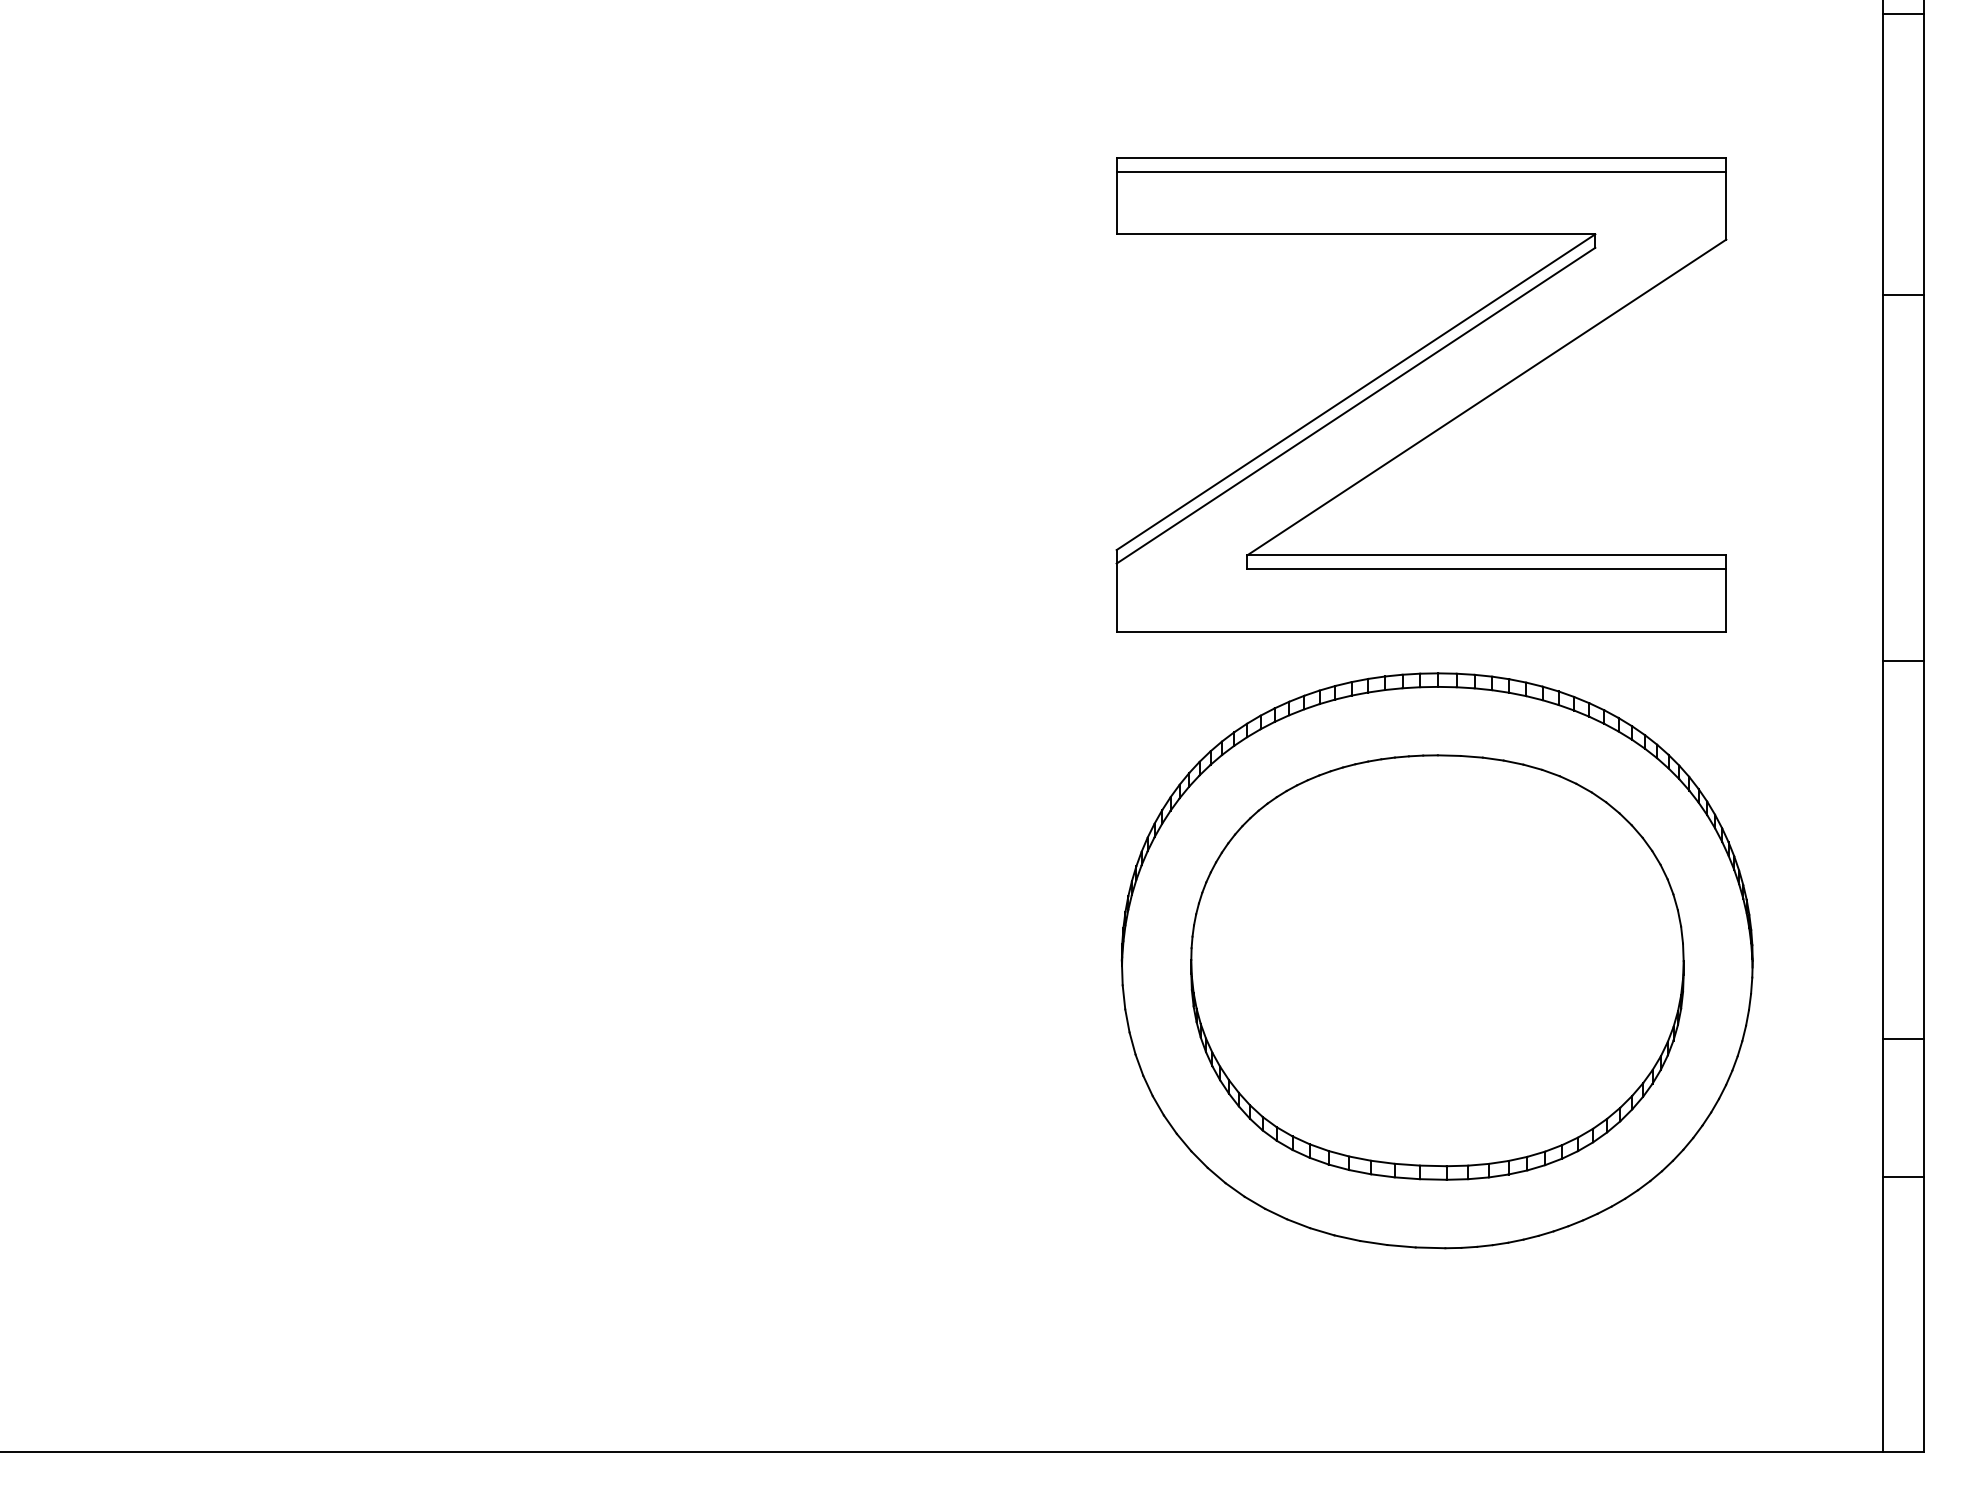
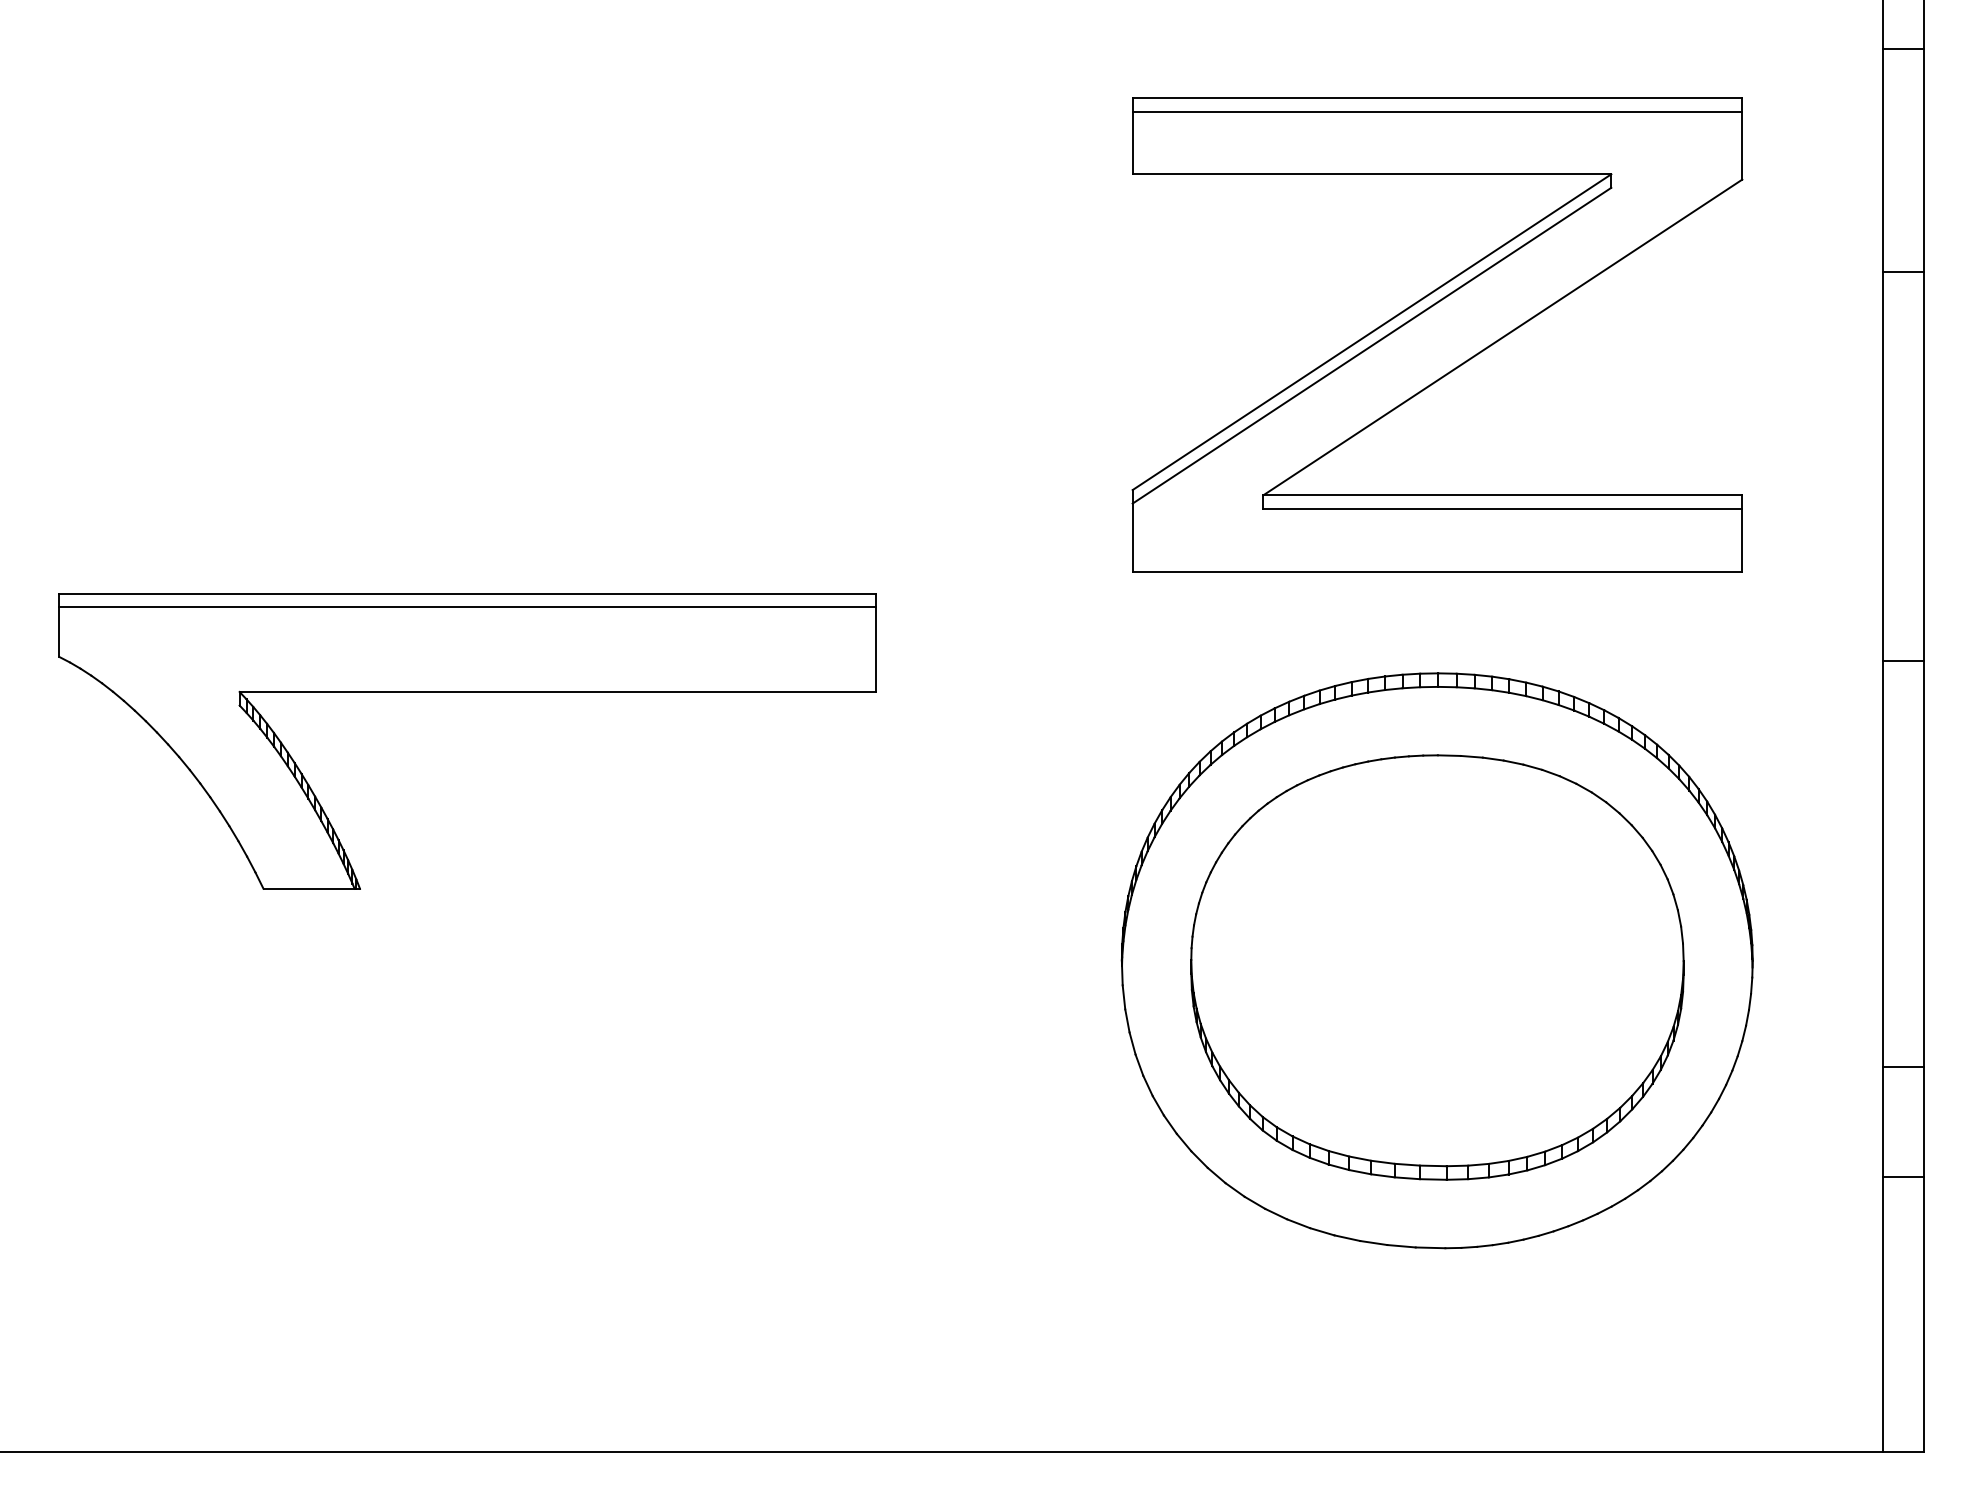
line position: (1902, 14) -> (1902, 49) (1902, 49)
line position: (1902, 295) -> (1902, 272) (1902, 272)
part position: (1421, 394) -> (1437, 334) (1437, 334)
part: none -> present (467, 692)
line position: (1902, 1039) -> (1902, 1067) (1902, 1067)
